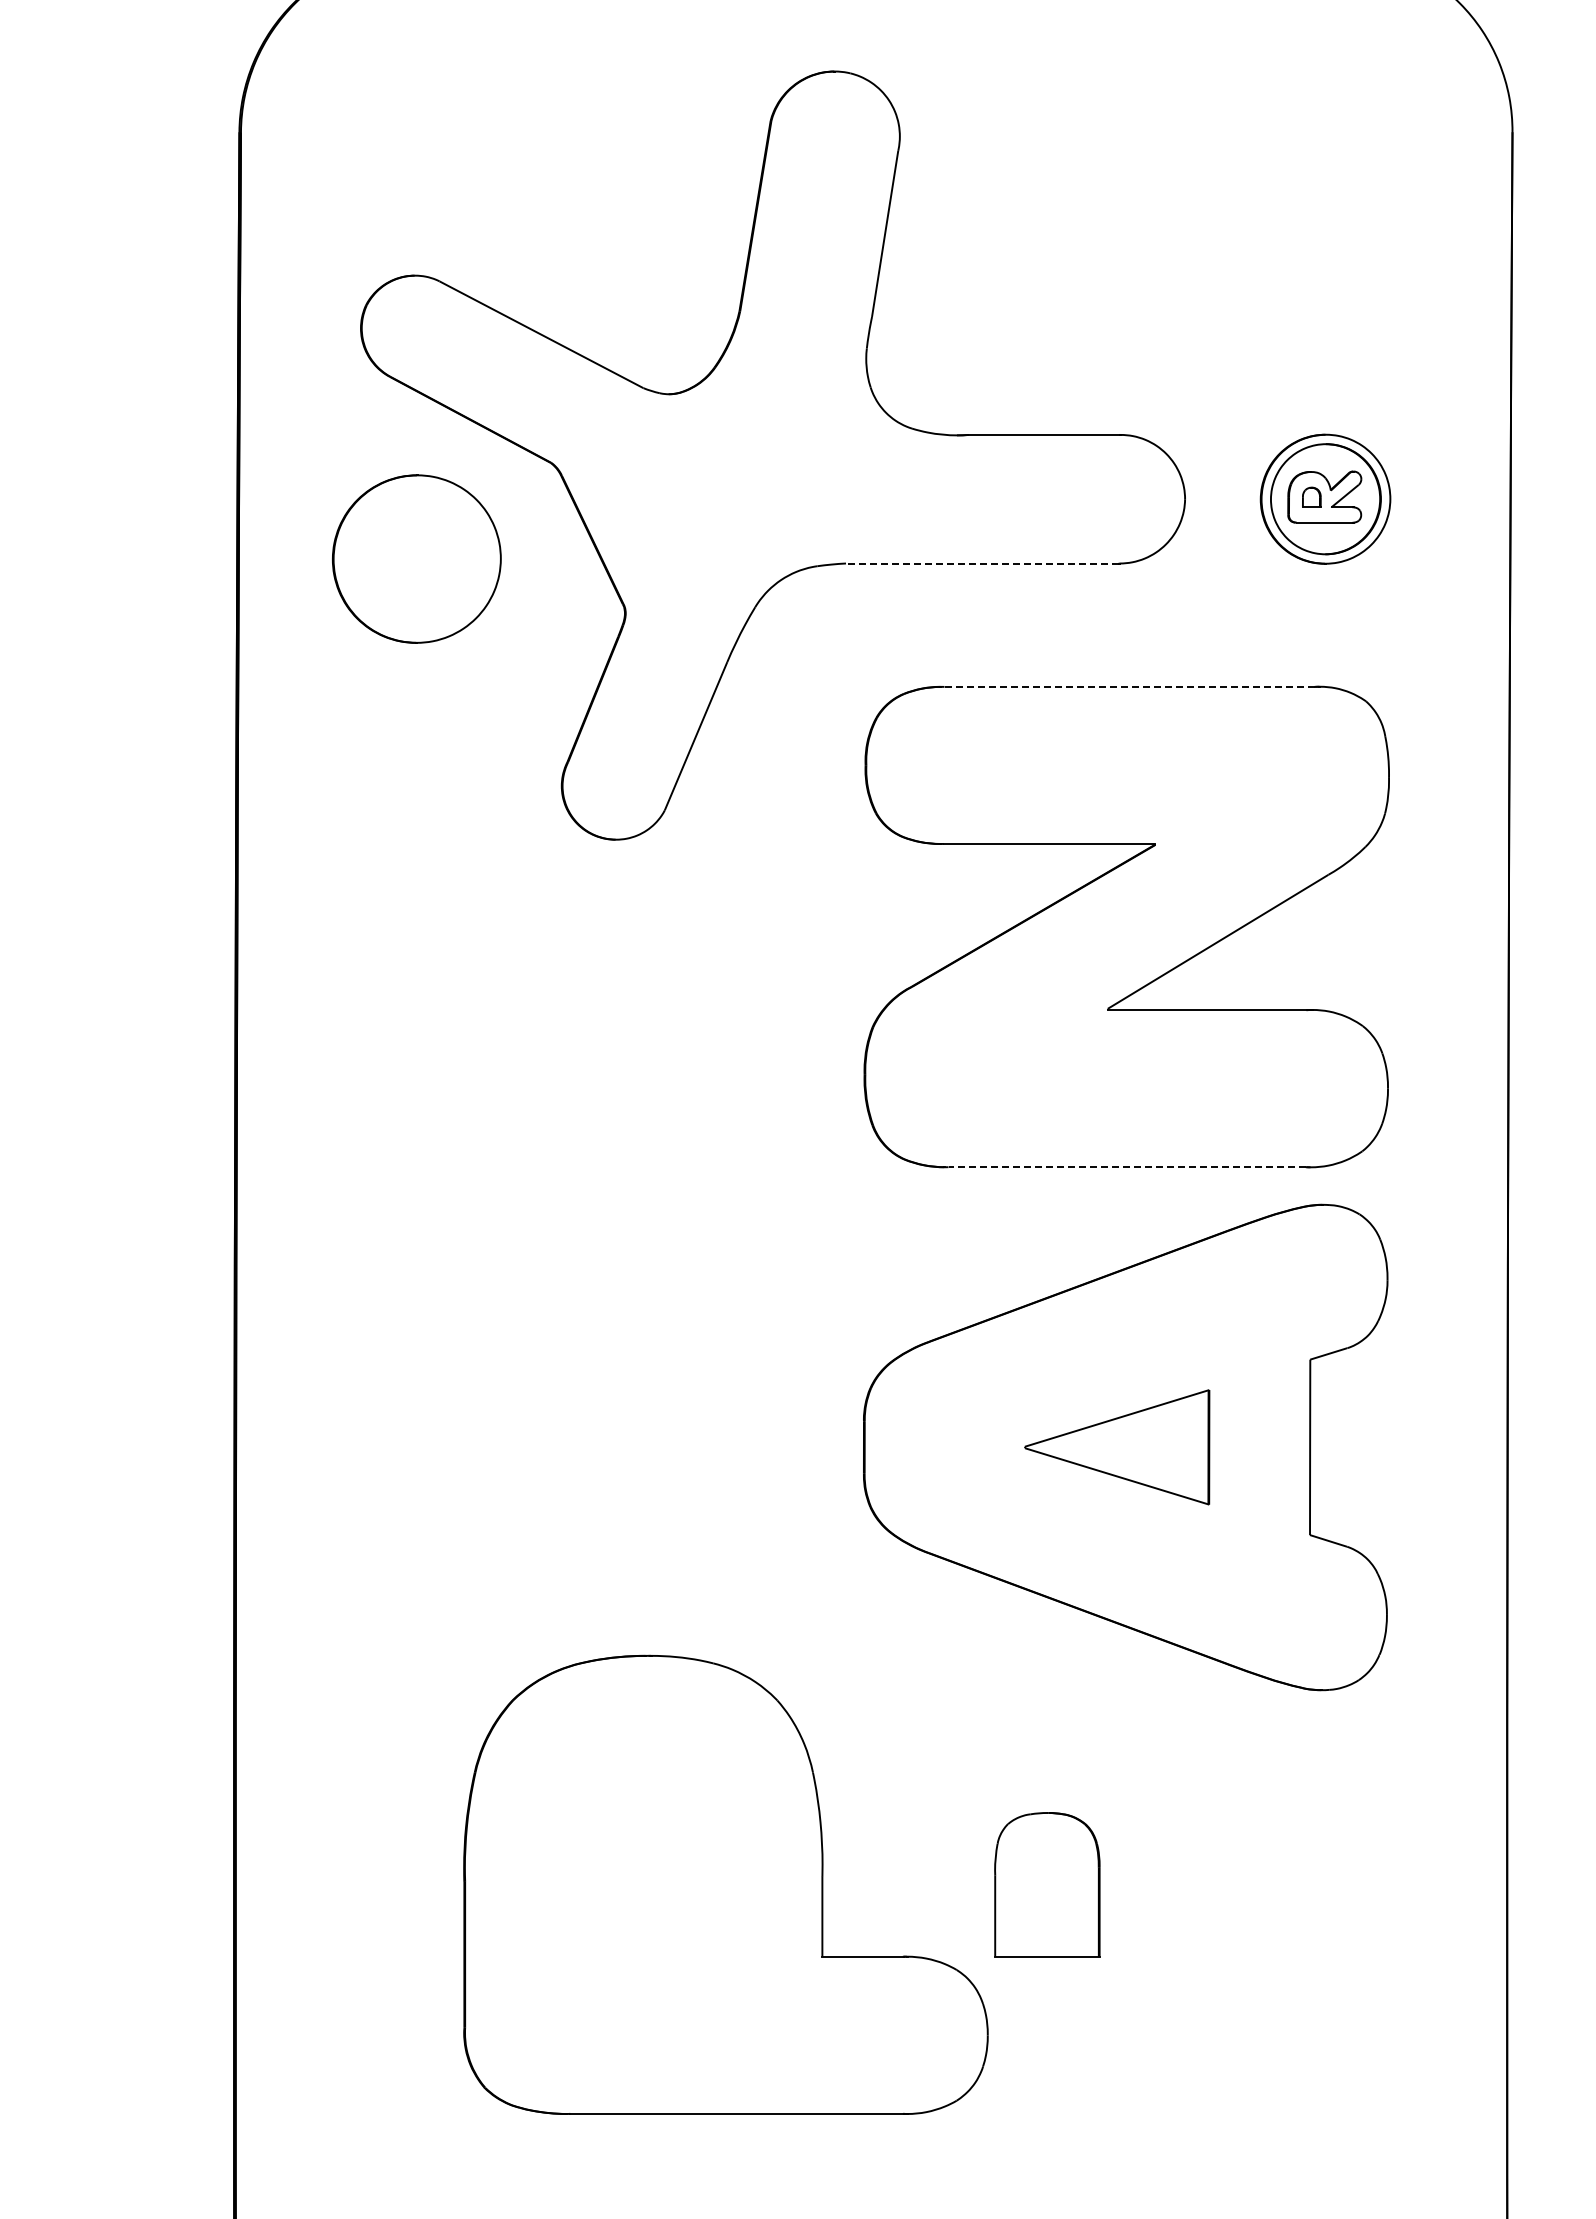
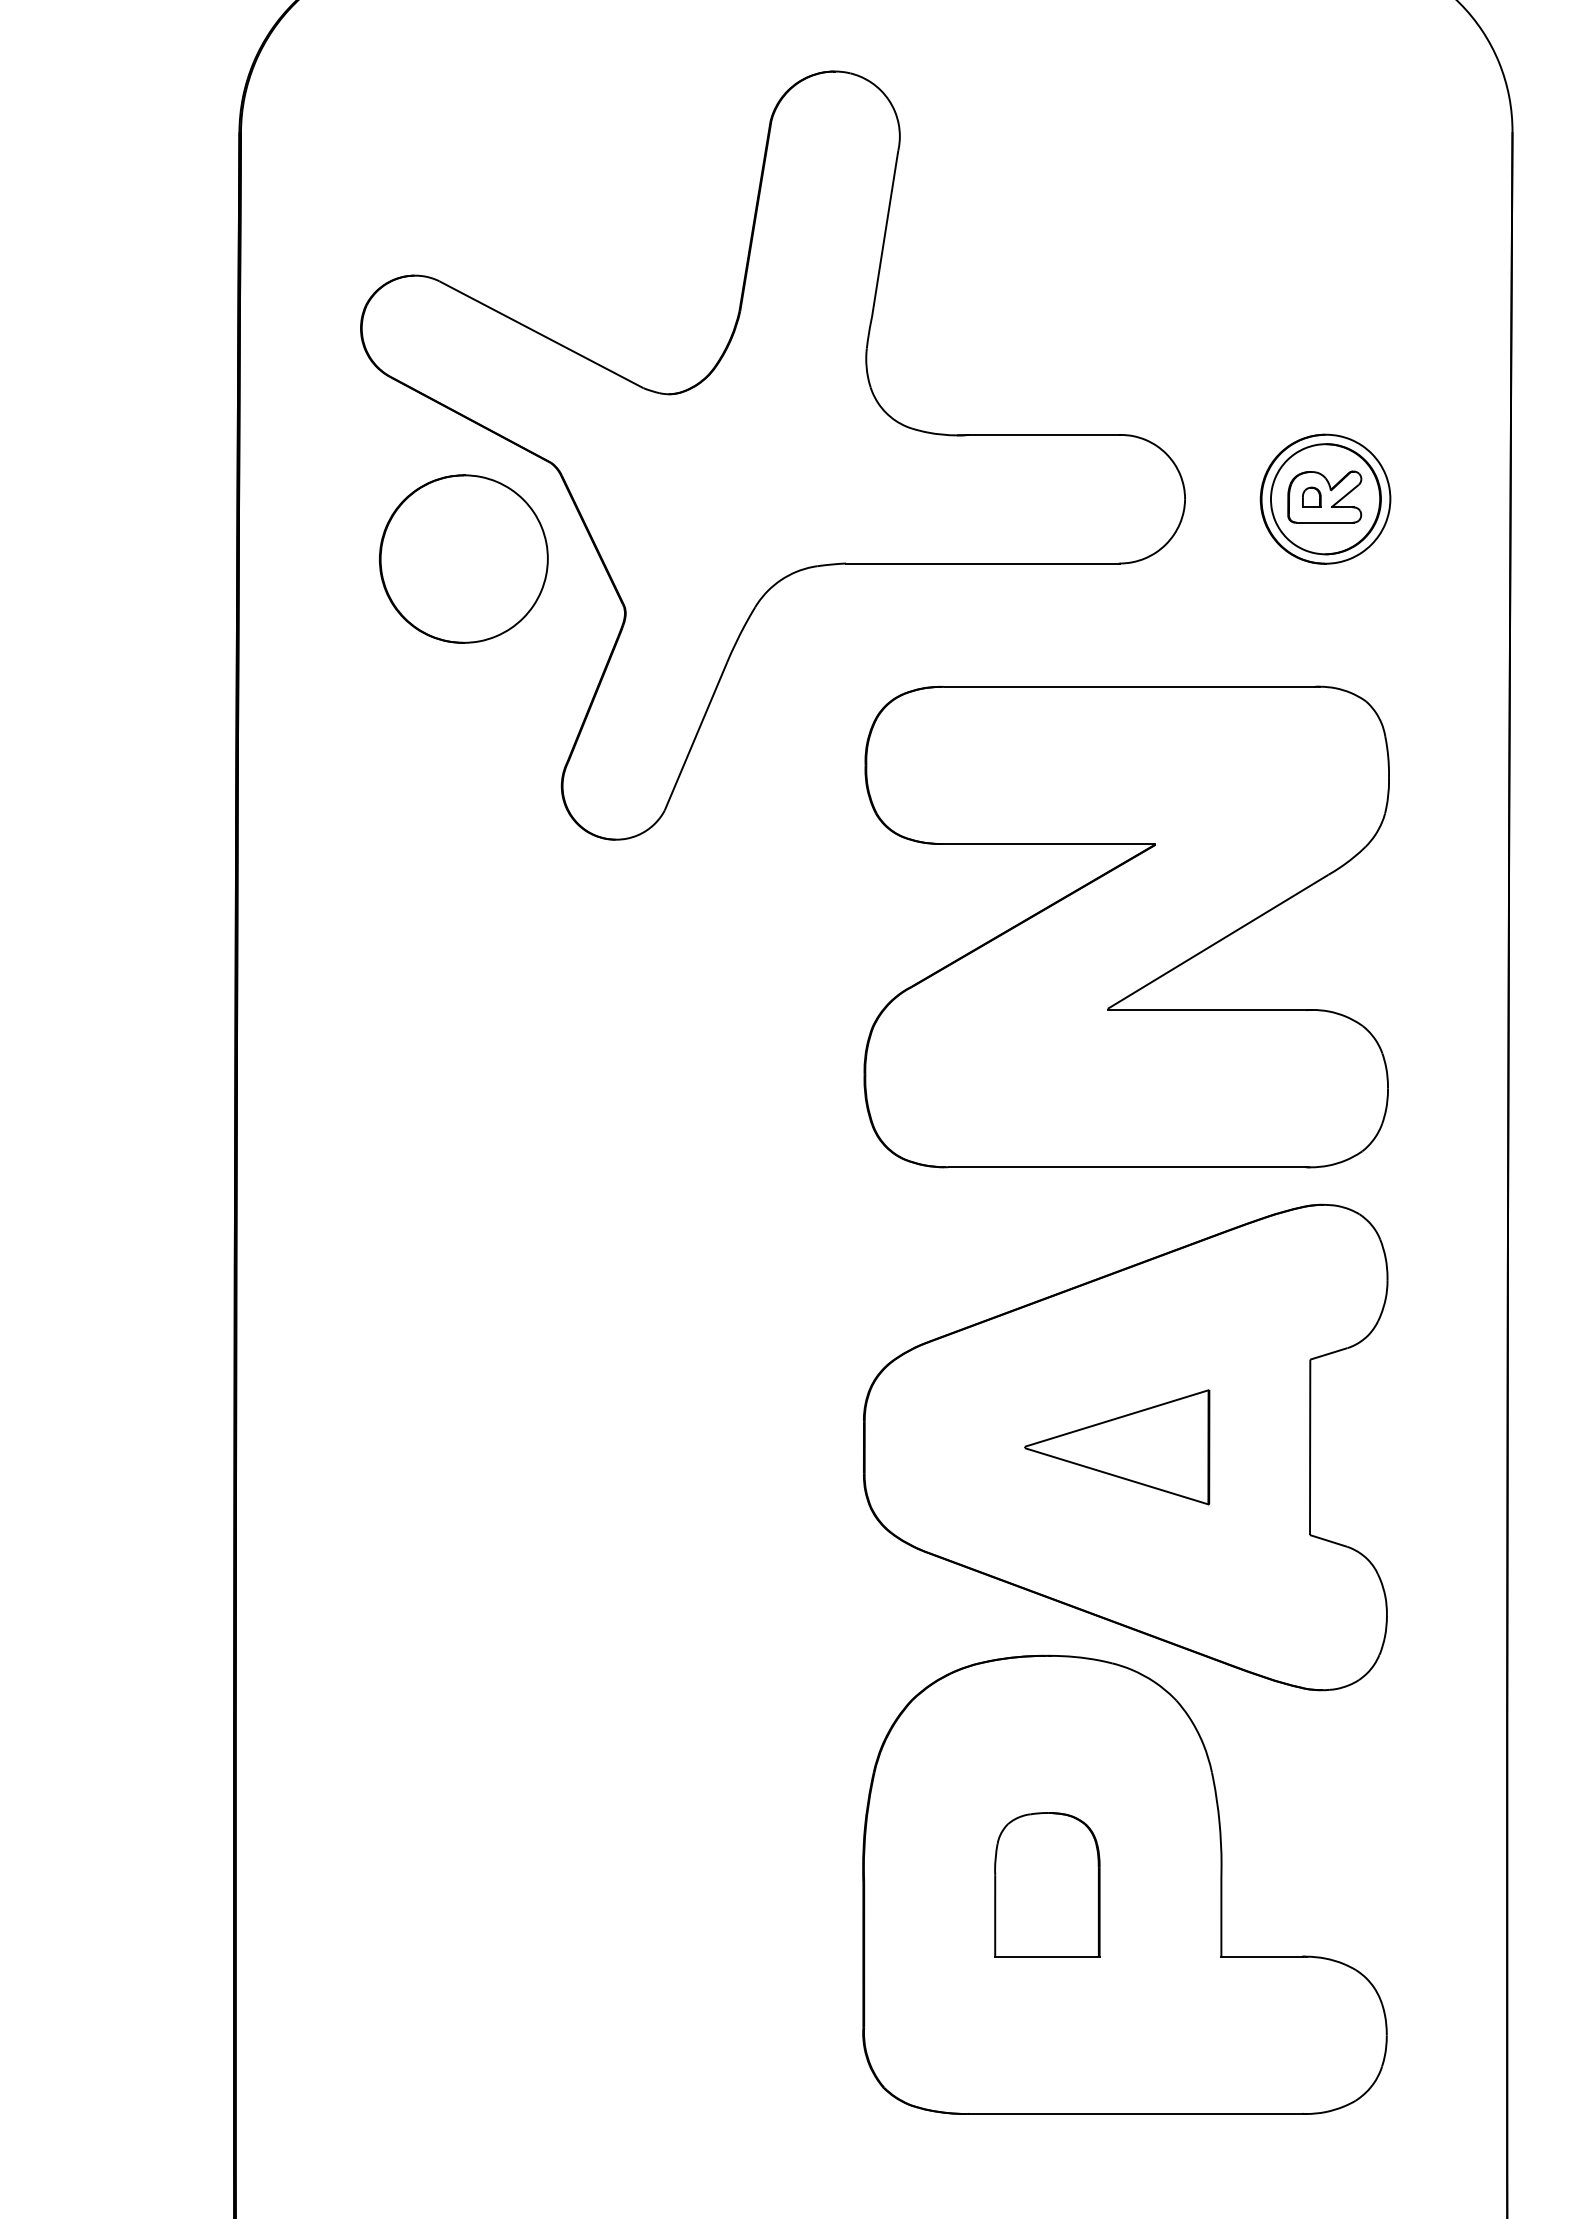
part position: (416, 558) -> (463, 558) (463, 558)
line: dashed -> solid (982, 563)
line: dashed -> solid (1130, 686)
line: dashed -> solid (1127, 1167)
part position: (725, 1884) -> (1124, 1884) (1124, 1884)
